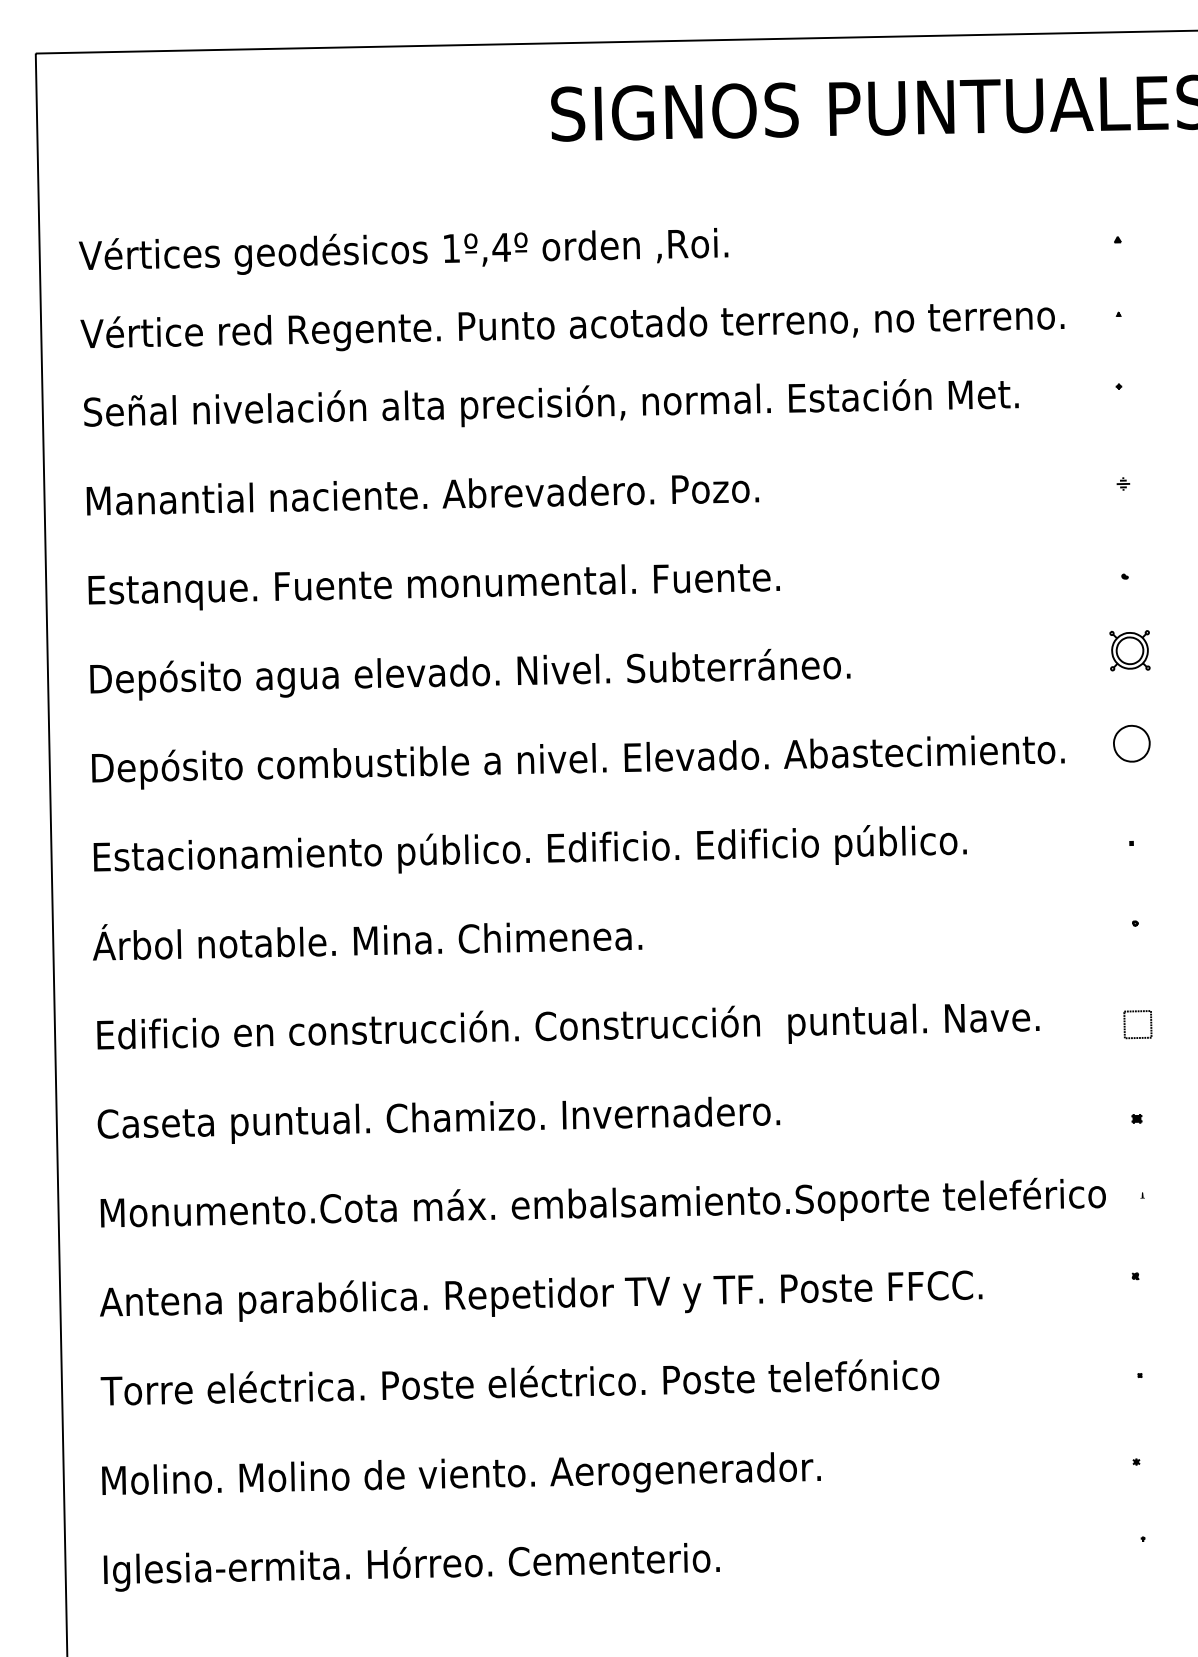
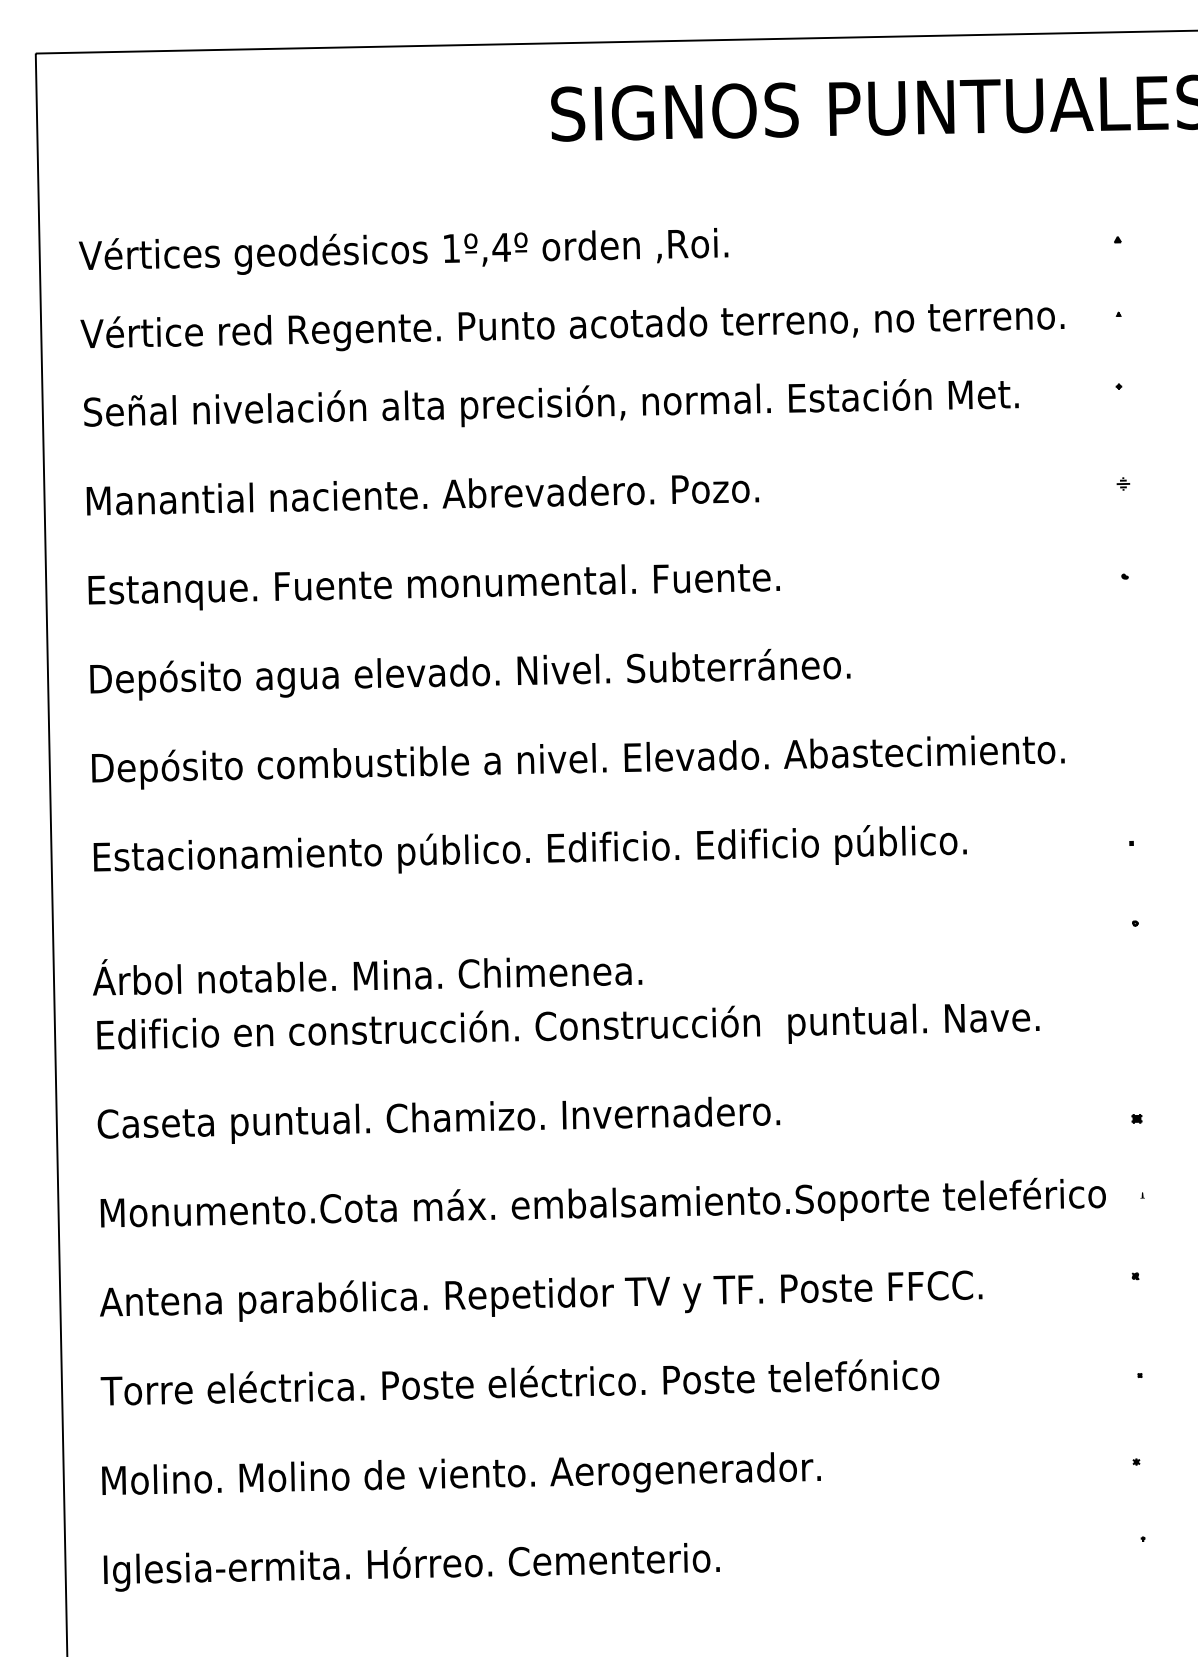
part: present -> none (1129, 650)
part: present -> none (1131, 743)
text position: (367, 941) -> (367, 976) (367, 976)
part: present -> none (1137, 1024)
